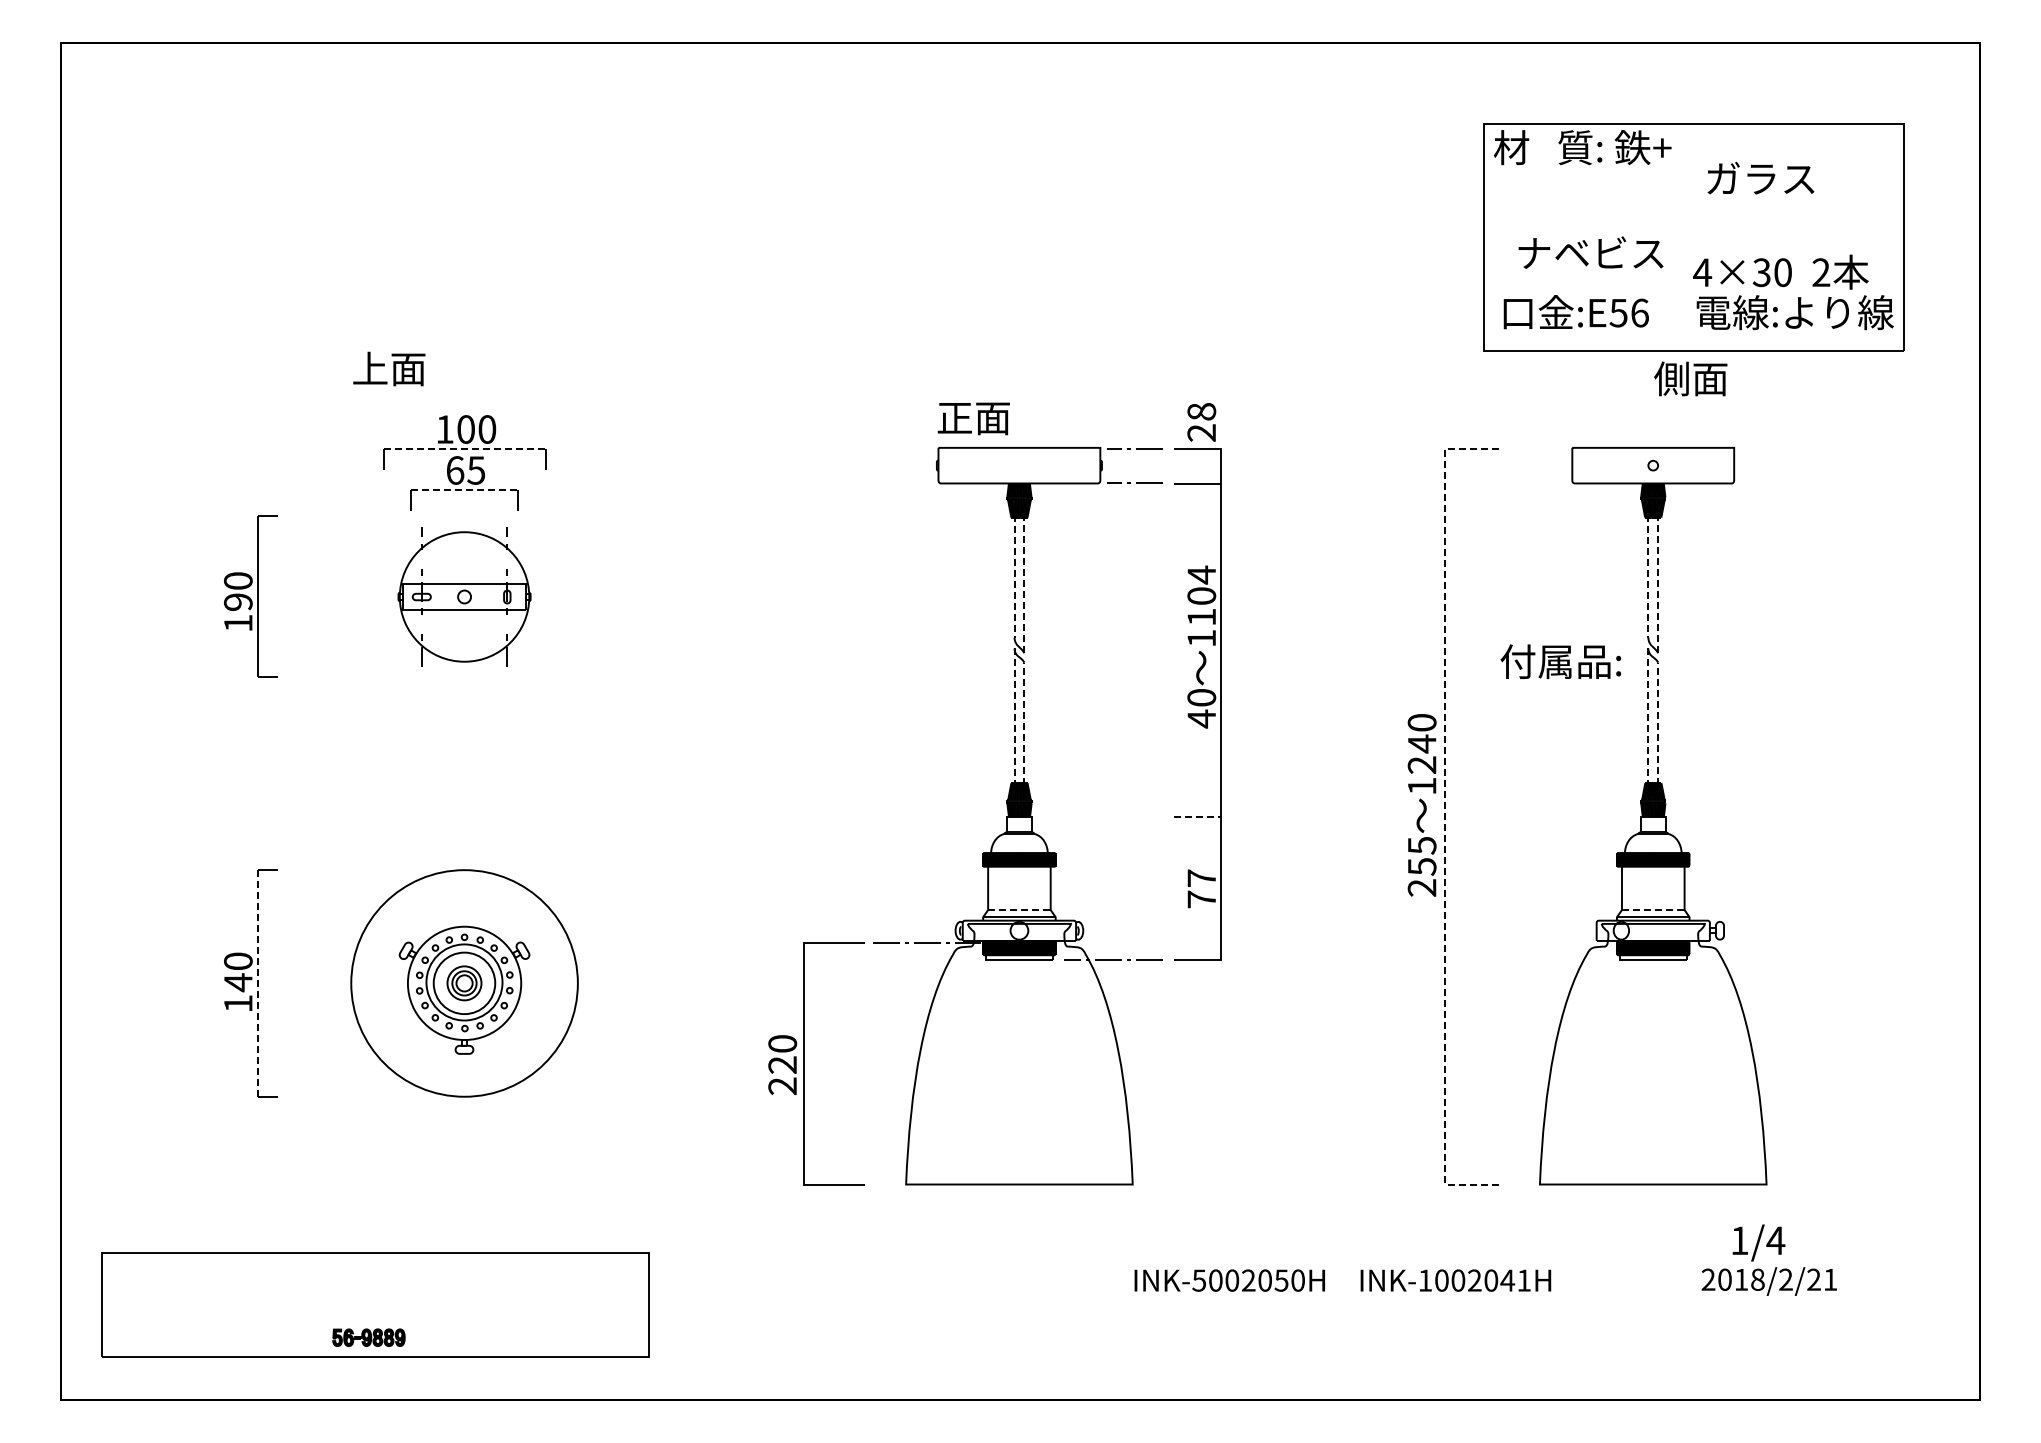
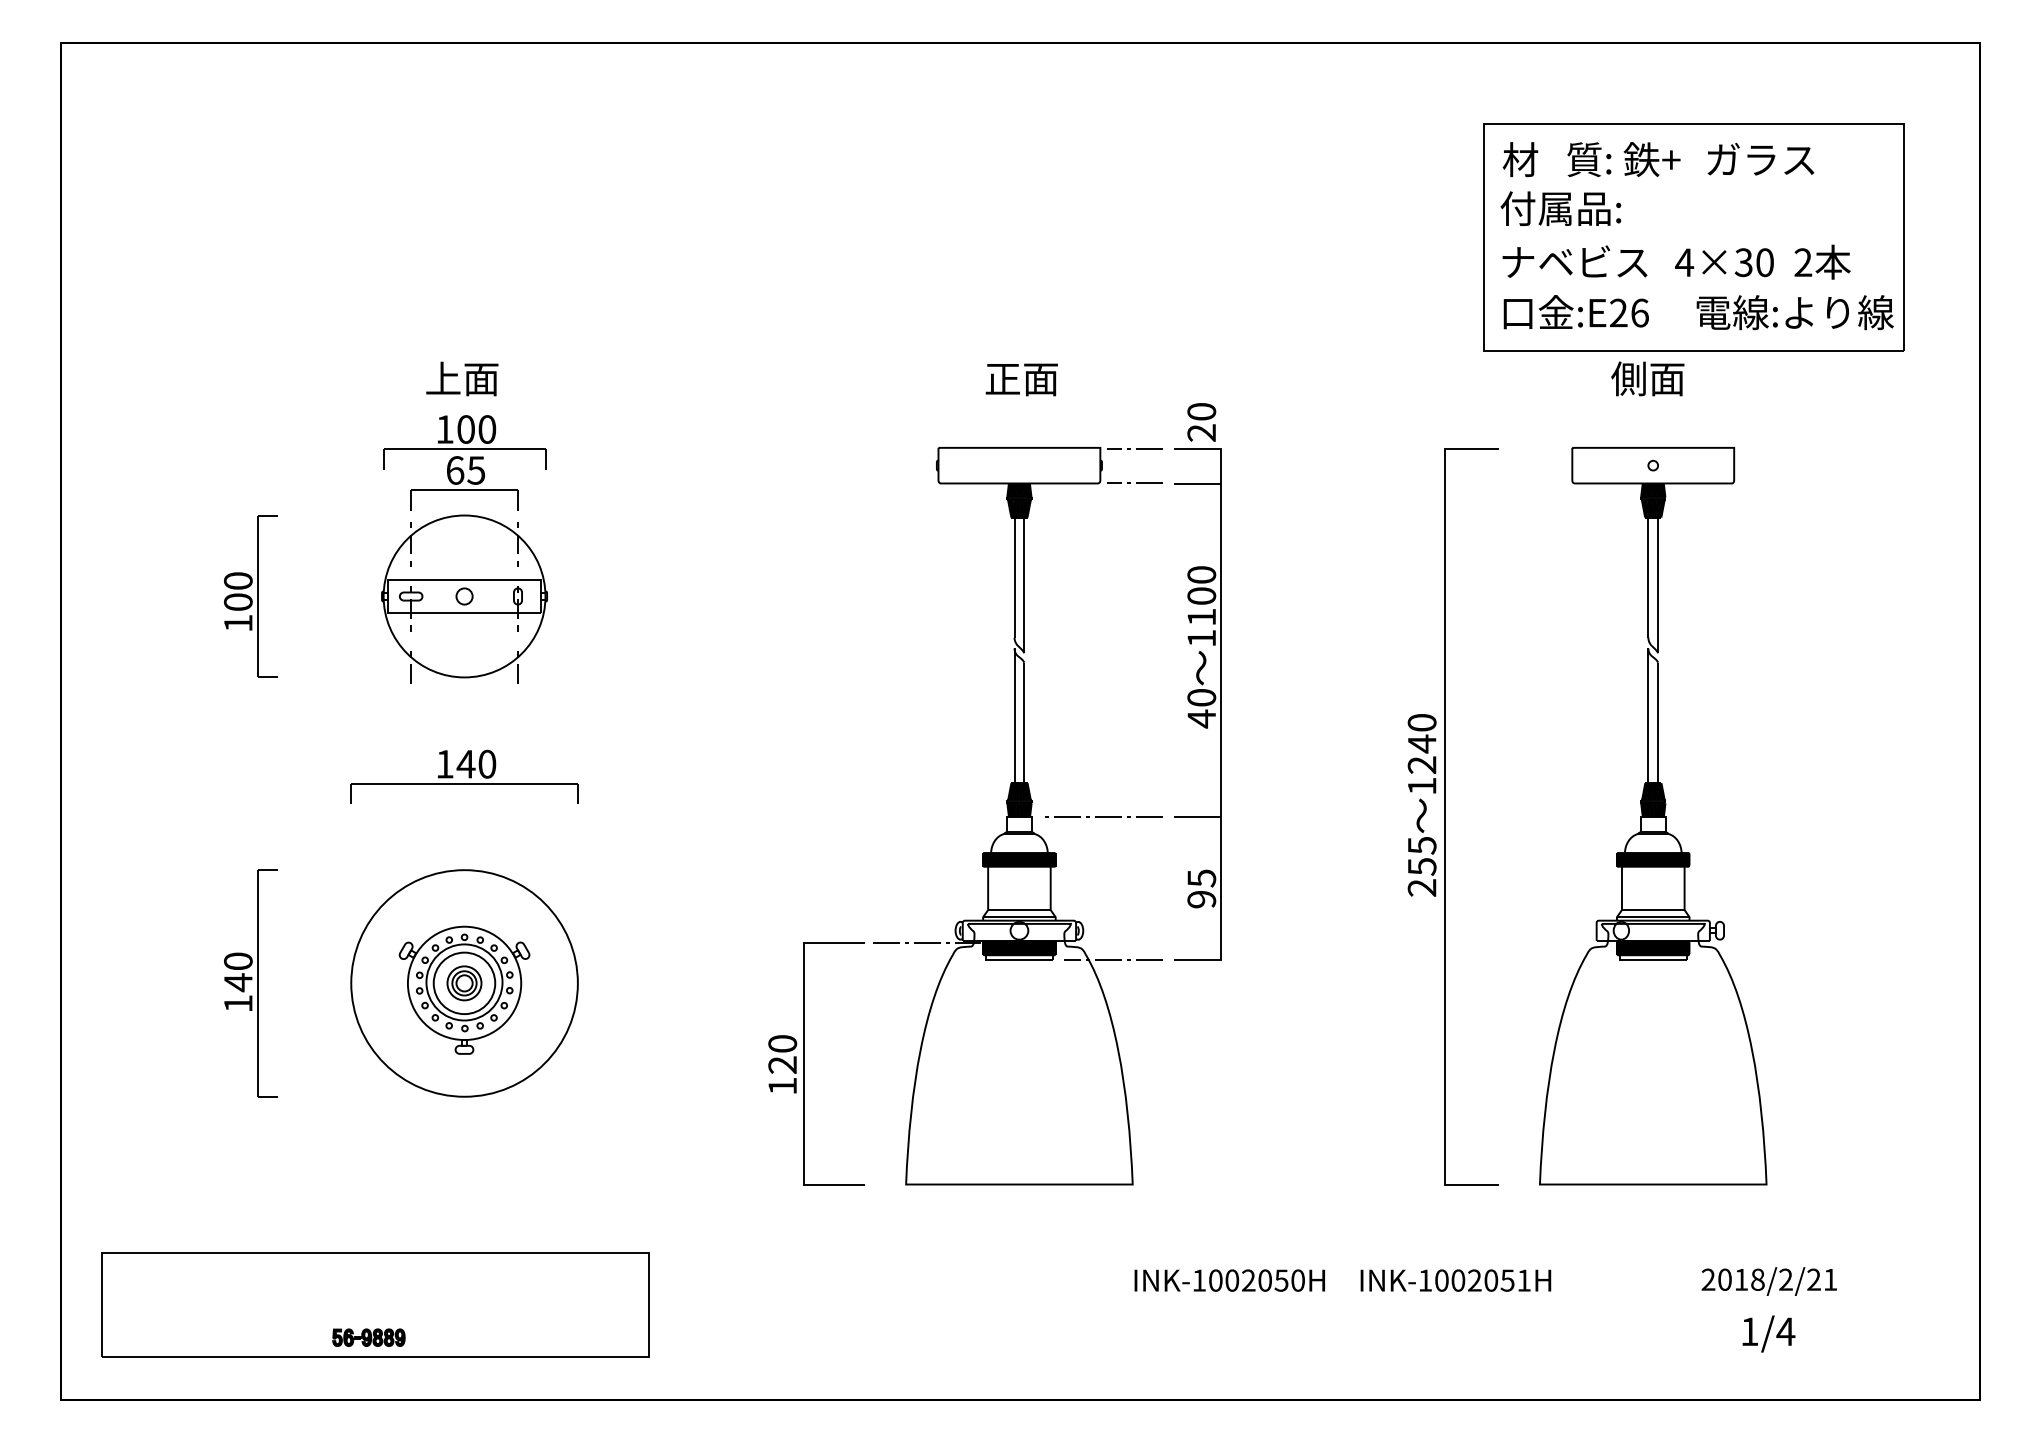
text position: (1582, 147) -> (1591, 159) (1591, 159)
text position: (1760, 177) -> (1760, 158) (1760, 158)
text position: (1590, 252) -> (1574, 261) (1574, 261)
text position: (1780, 271) -> (1762, 261) (1762, 261)
text: :E56 -> :E26 (1618, 312)
text position: (389, 368) -> (462, 378) (462, 378)
text position: (1690, 378) -> (1647, 378) (1647, 378)
text: 28 -> 20 (1201, 411)
text position: (973, 418) -> (1021, 379) (1021, 379)
line: dashed -> solid (464, 449)
line: dashed -> solid (465, 490)
line: dashed -> solid (1024, 518)
line: dashed -> solid (1658, 518)
text: 1104 -> 1100 (1201, 574)
part size: 135x140 px -> 167x170 px (464, 598)
text: 190 -> 100 (238, 601)
text position: (1560, 661) -> (1560, 208) (1560, 208)
part: none -> present (464, 776)
line: dashed -> solid (1014, 782)
line: dashed -> solid (1648, 782)
line: none -> present (1103, 816)
line: dashed -> solid (1445, 816)
line: dashed -> solid (1197, 817)
text: 77 -> 95 (1201, 888)
line: dashed -> solid (1019, 910)
line: dashed -> solid (1653, 910)
line: dashed -> solid (257, 982)
text: 220 -> 120 (782, 1086)
text position: (1758, 1242) -> (1768, 1333) (1768, 1333)
text: INK-5002050H -> INK-1002050H (1198, 1280)
text: INK-1002041H -> INK-1002051H (1507, 1280)
